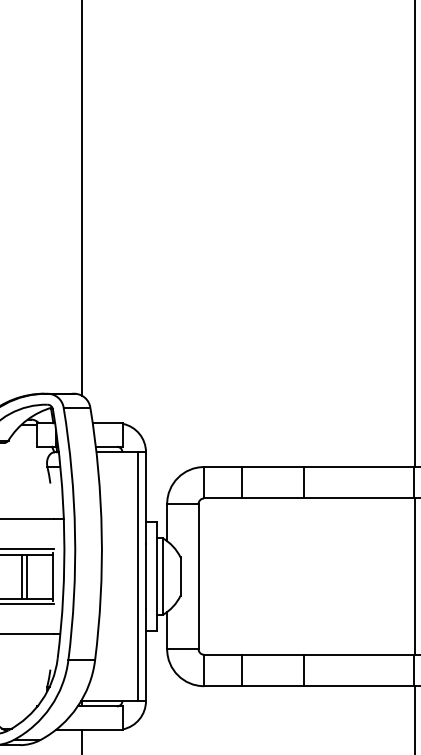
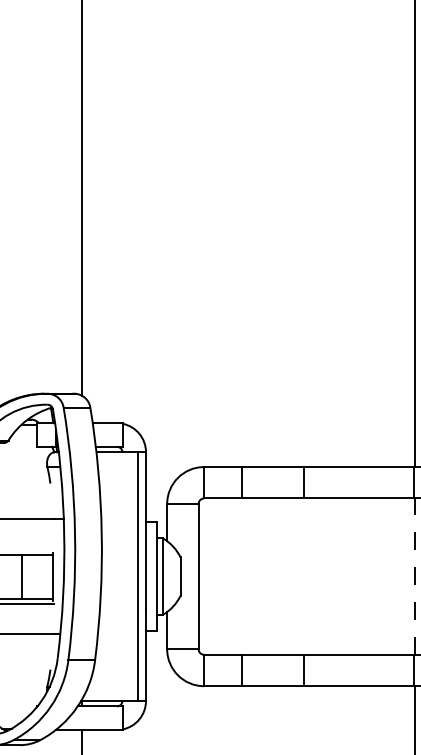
line: present -> none (28, 549)
line: present -> none (27, 576)
line: solid -> dashed (414, 576)
